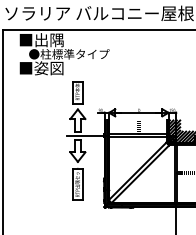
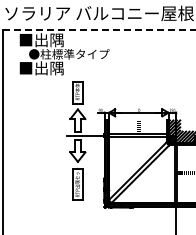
line: solid -> dashed (99, 30)
text: ■姿図 -> ■出隅 (48, 68)
